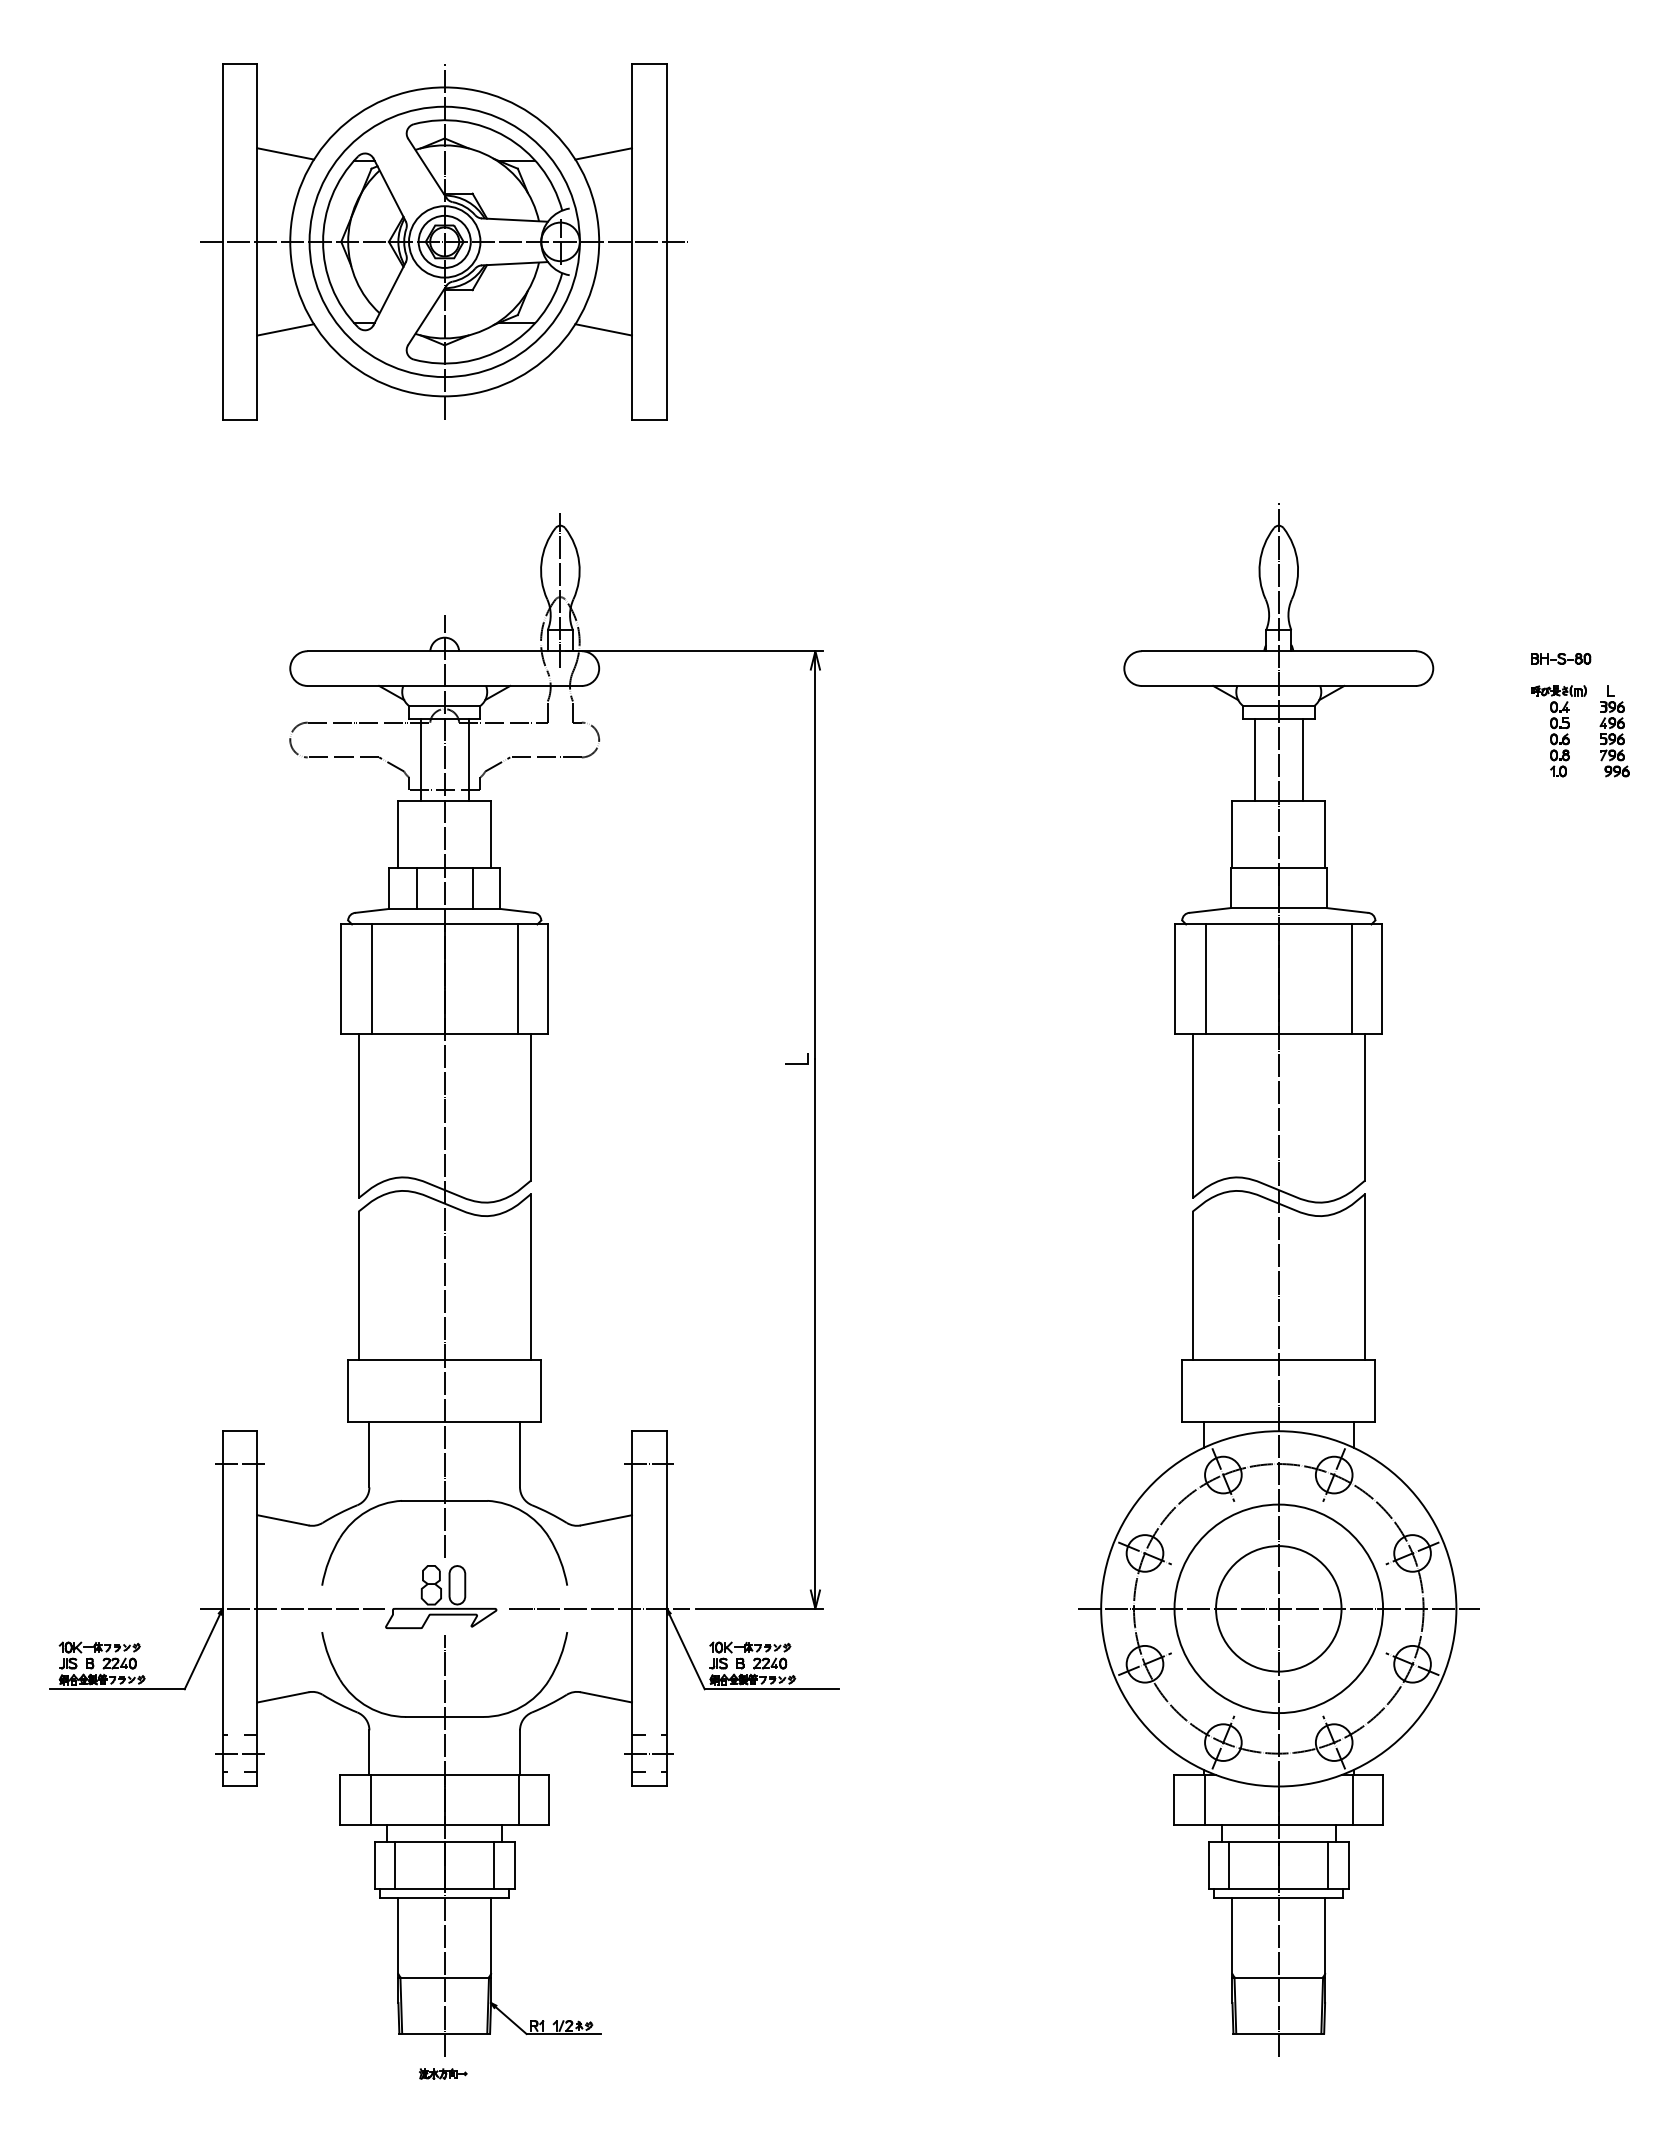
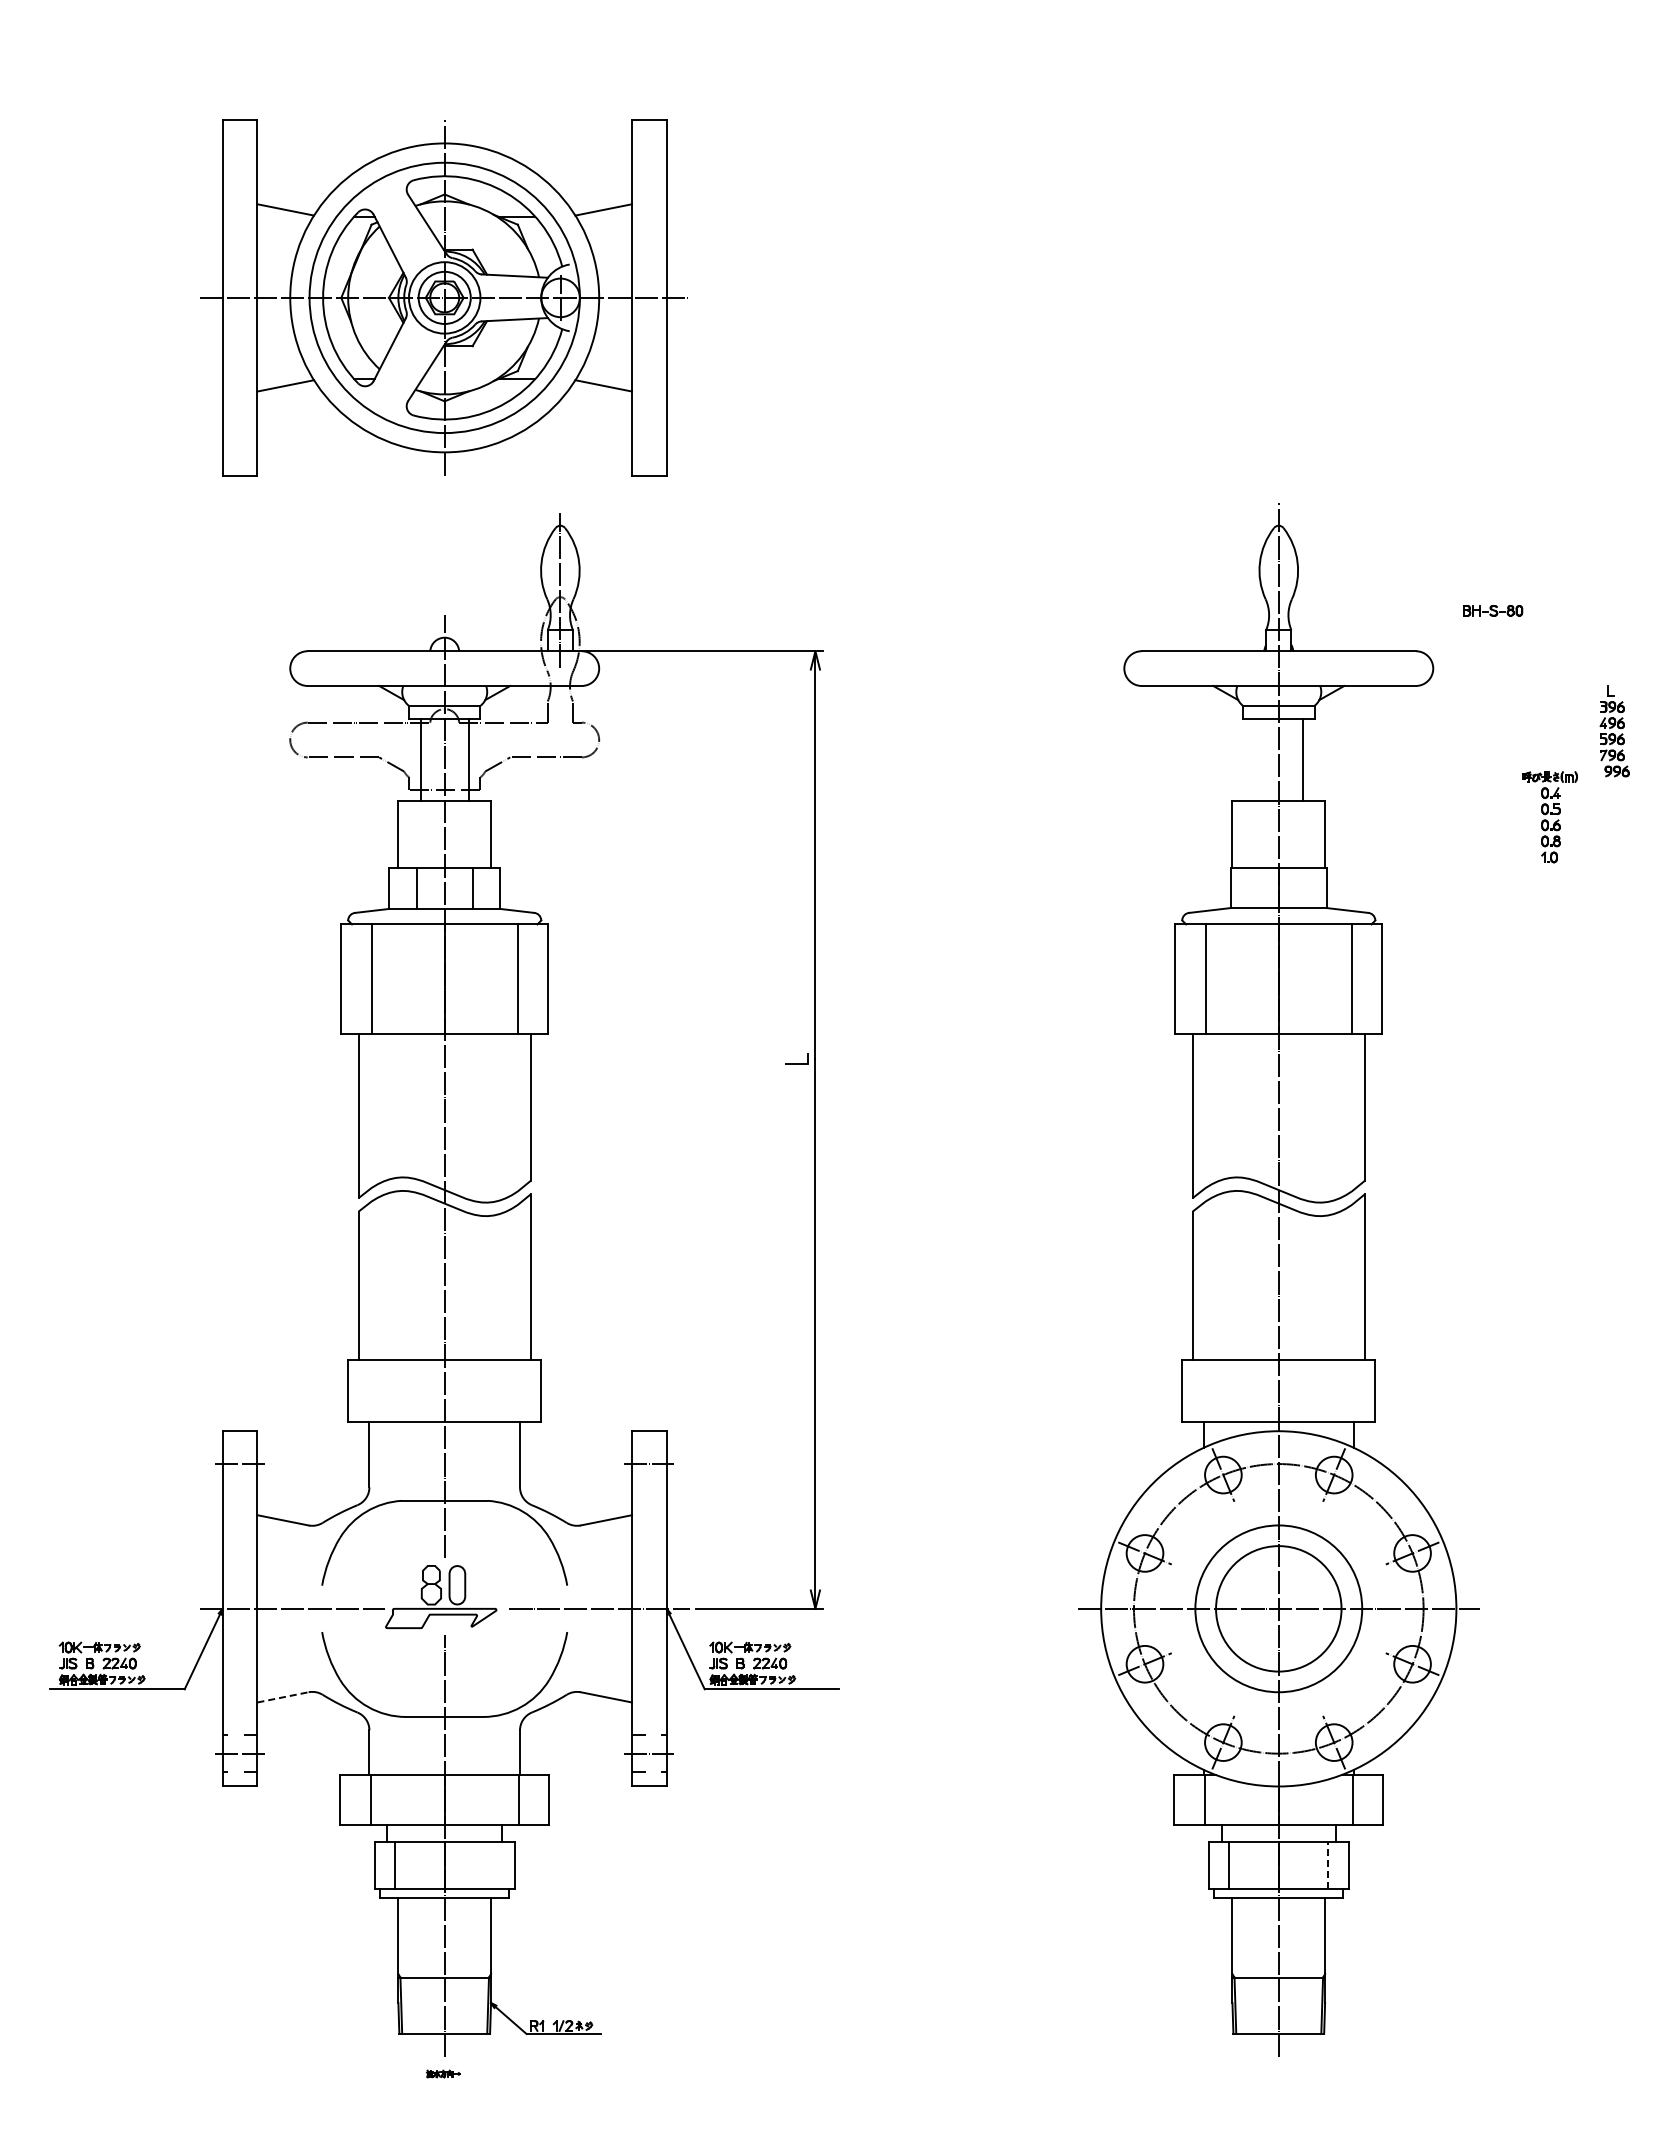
part position: (443, 241) -> (443, 297) (443, 297)
part position: (1561, 658) -> (1493, 610) (1493, 610)
part position: (1558, 731) -> (1549, 817) (1549, 817)
line: present -> none (1254, 759)
circle diameter: 209 px -> 167 px (1278, 1608)
line: solid -> dashed (283, 1697)
line: present -> none (494, 1865)
line: solid -> dashed (1328, 1865)
part size: 49x12 px -> 35x10 px (443, 2073)
